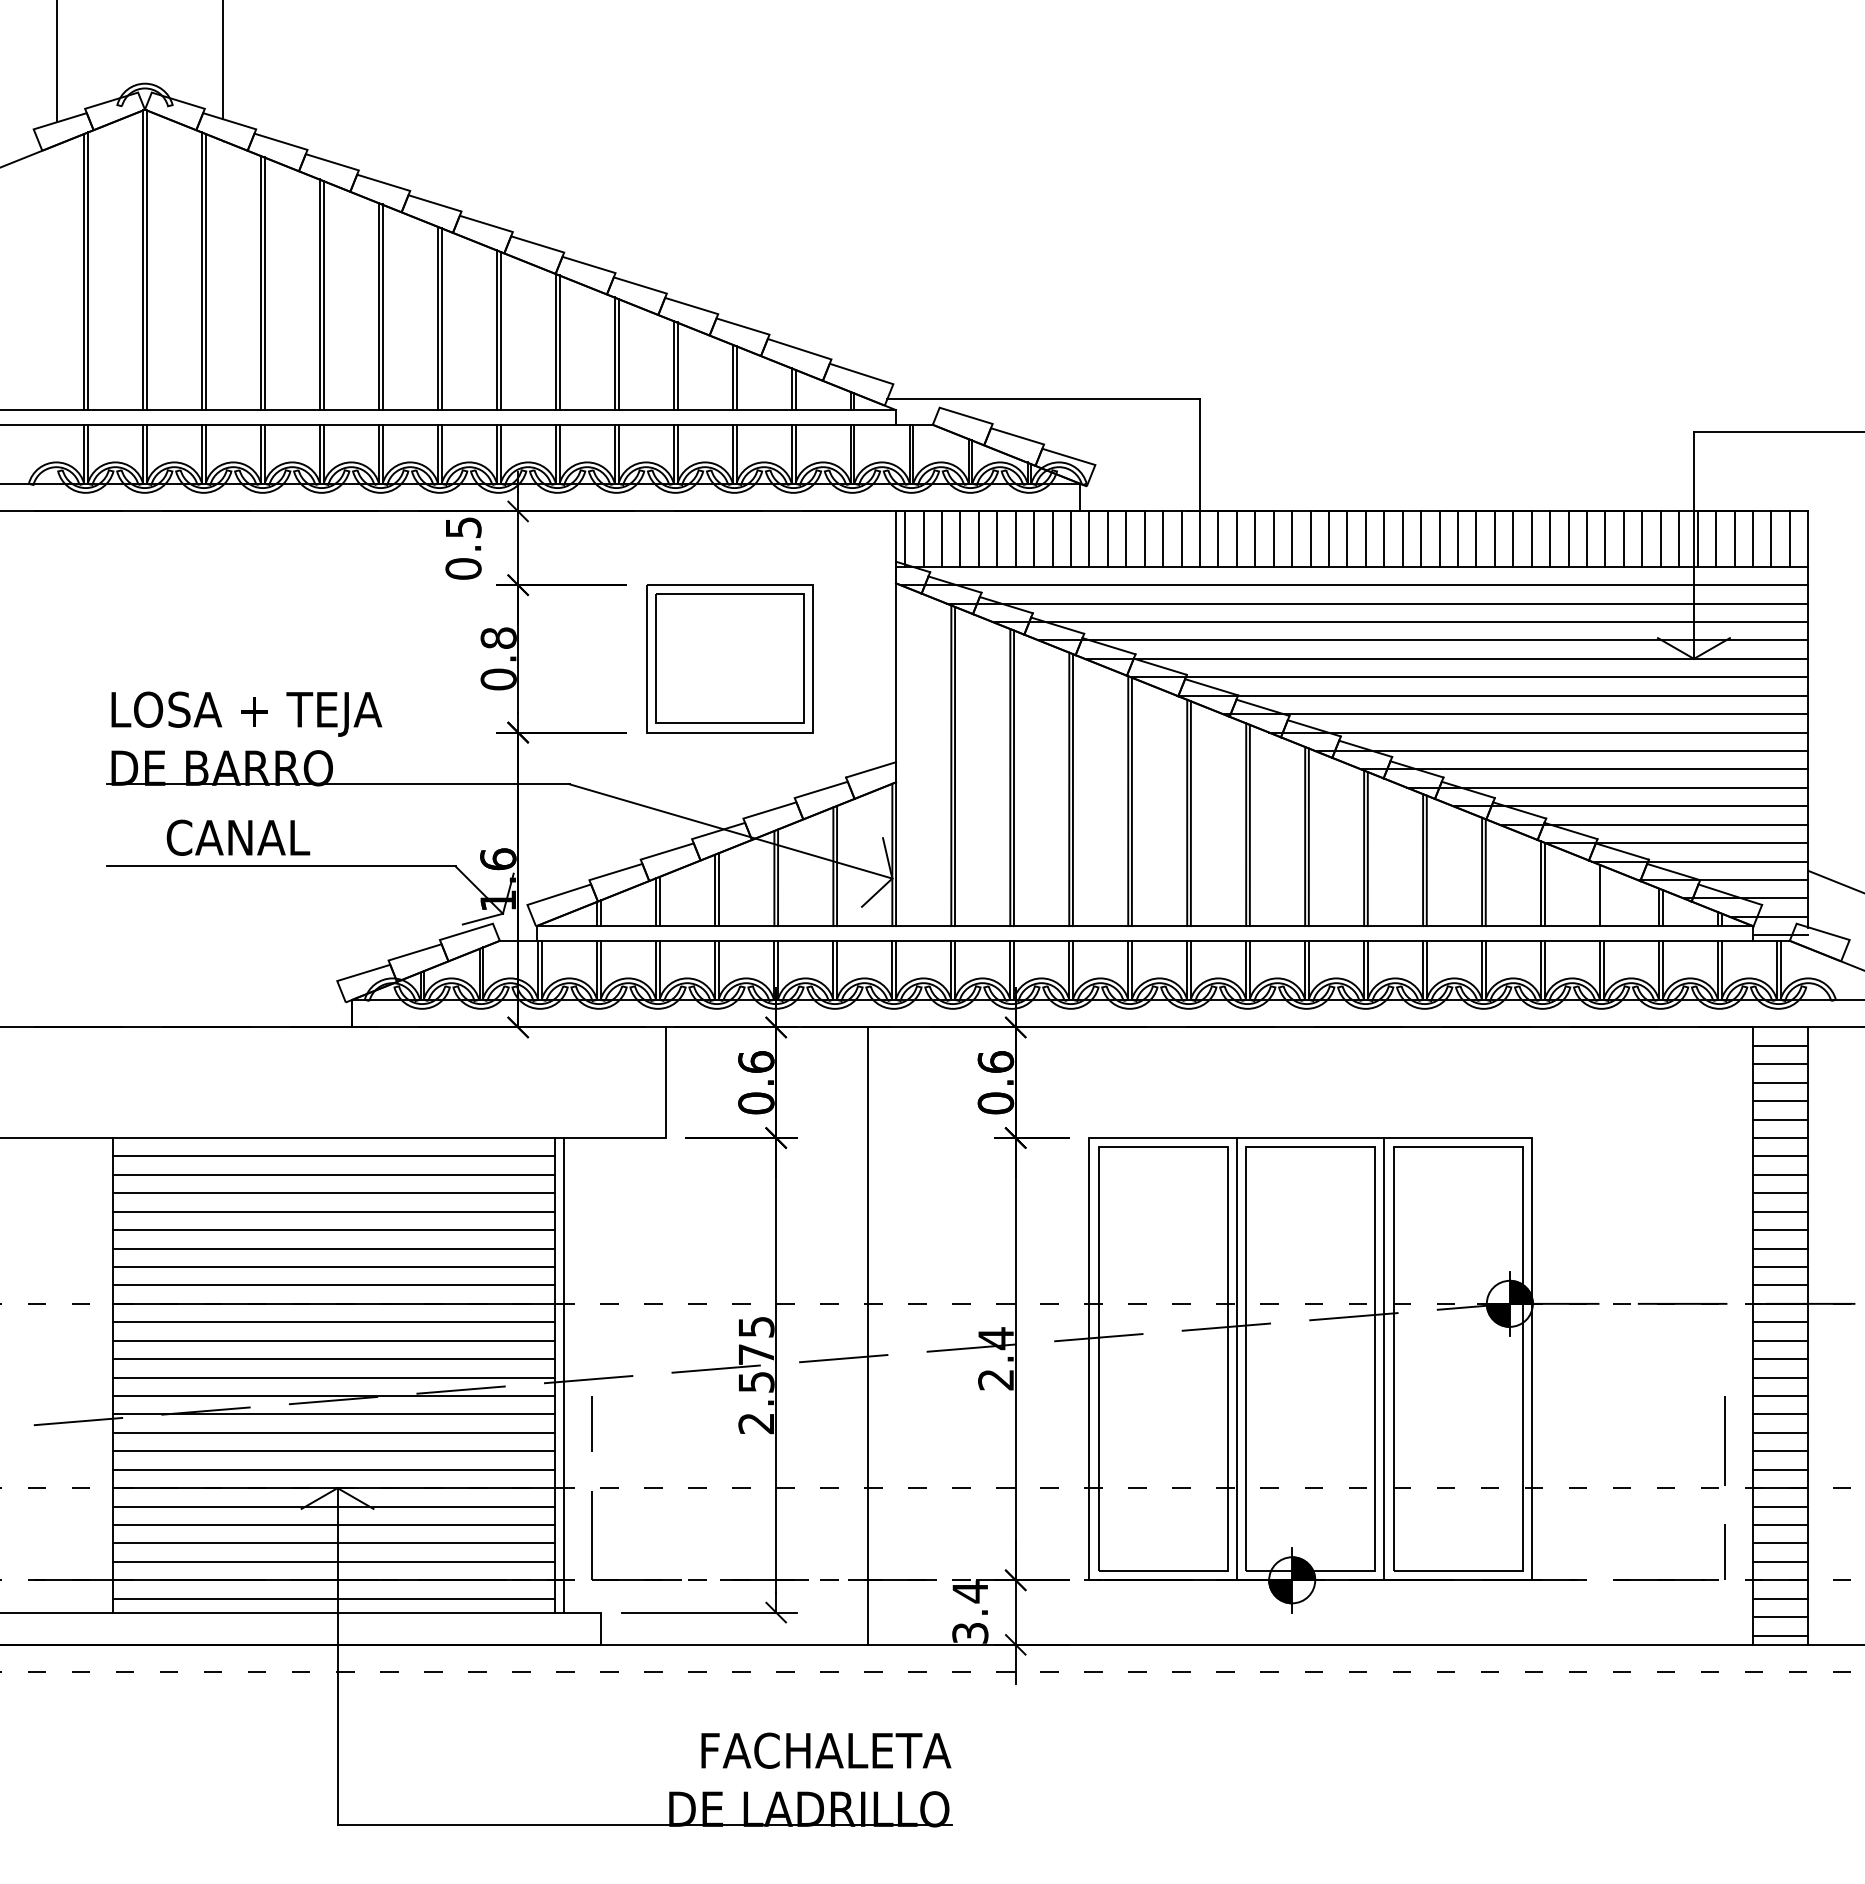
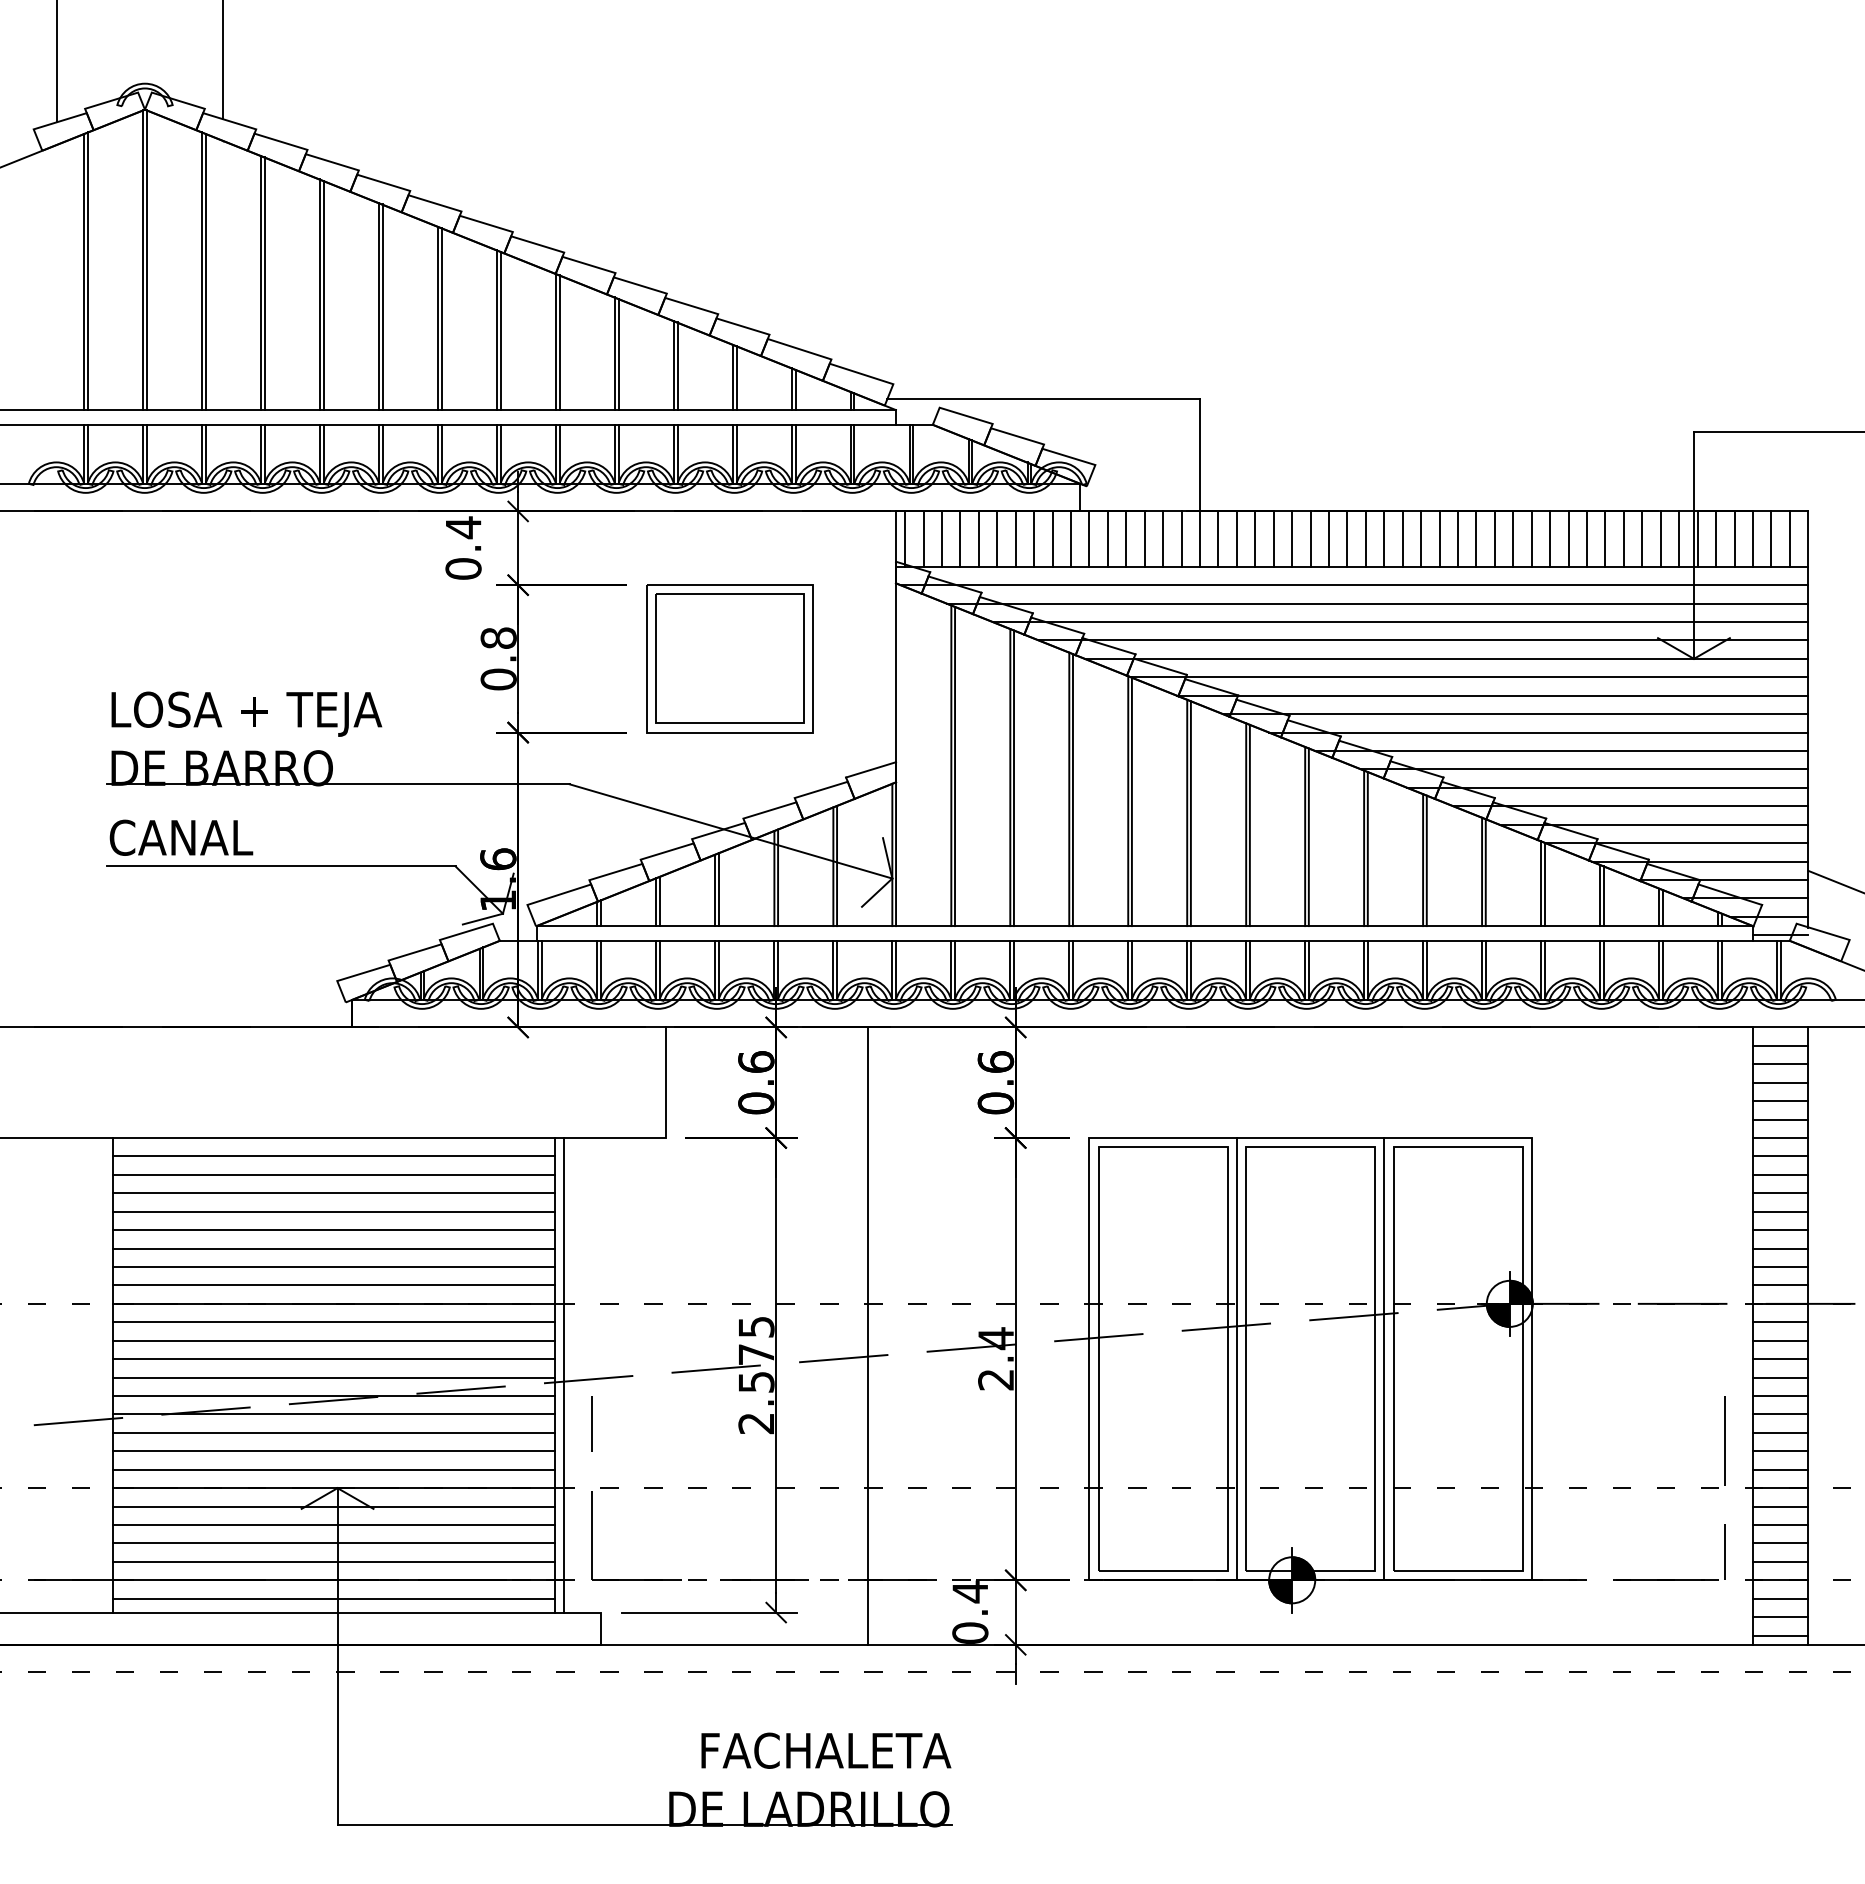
text: 0.5 -> 0.4 (463, 527)
text position: (238, 837) -> (181, 837) (181, 837)
line: none -> present (1603, 896)
text: 3.4 -> 0.4 (970, 1632)
